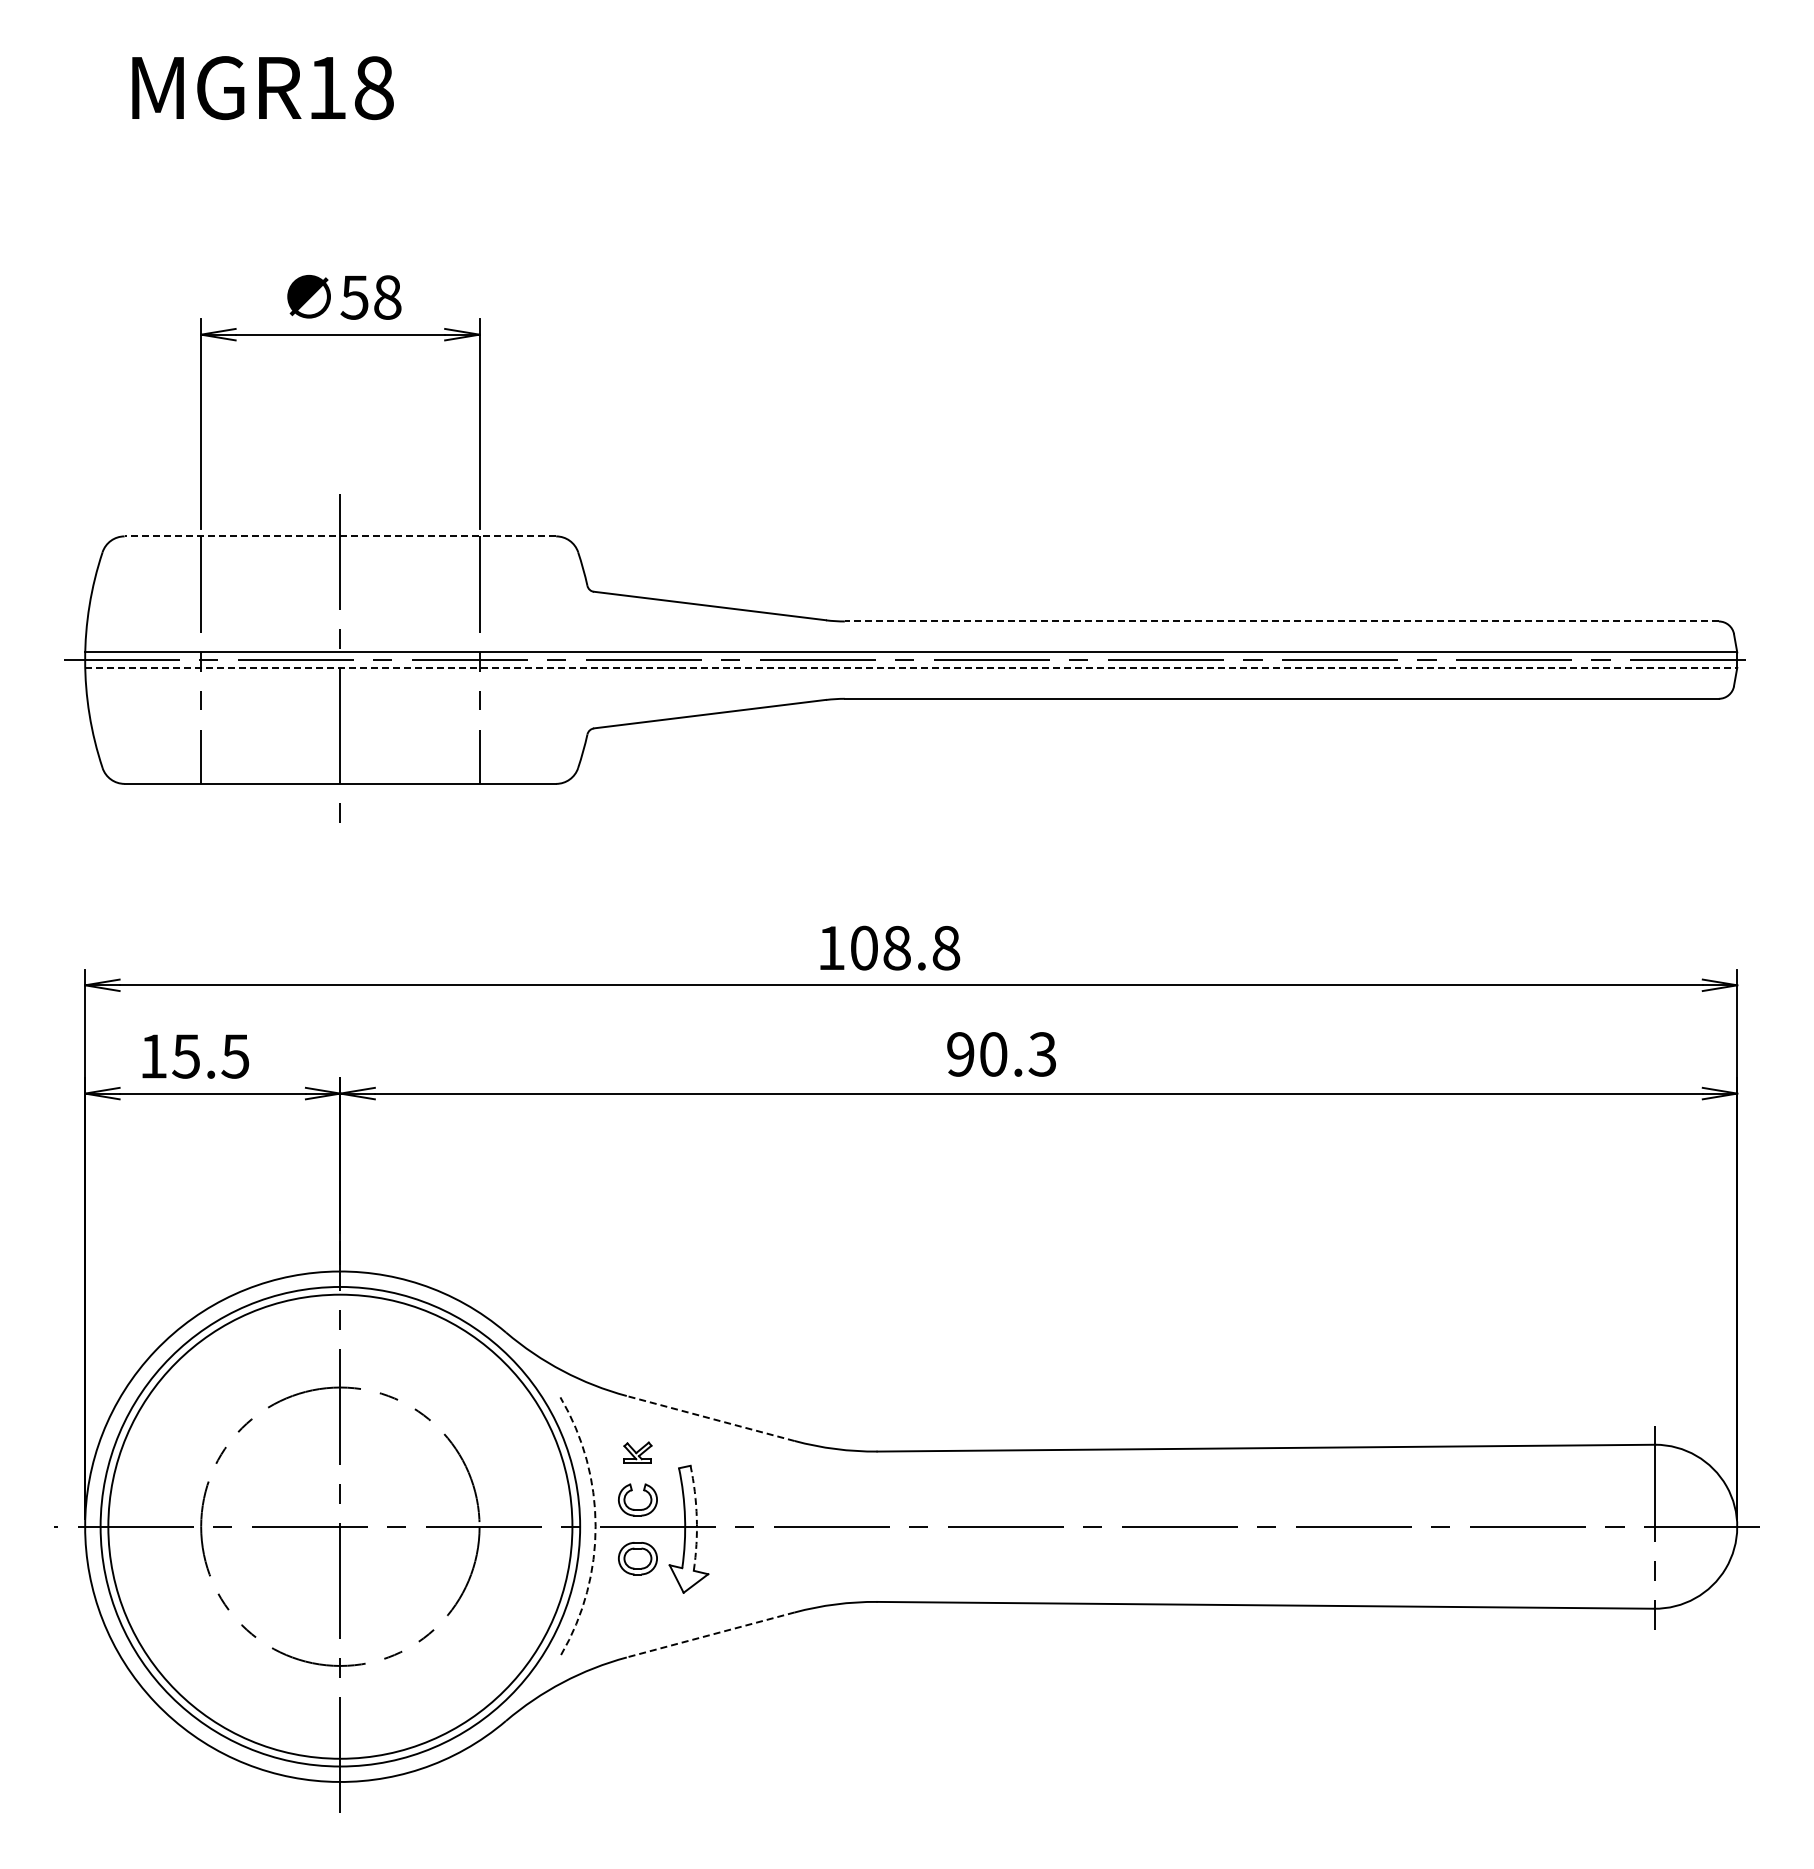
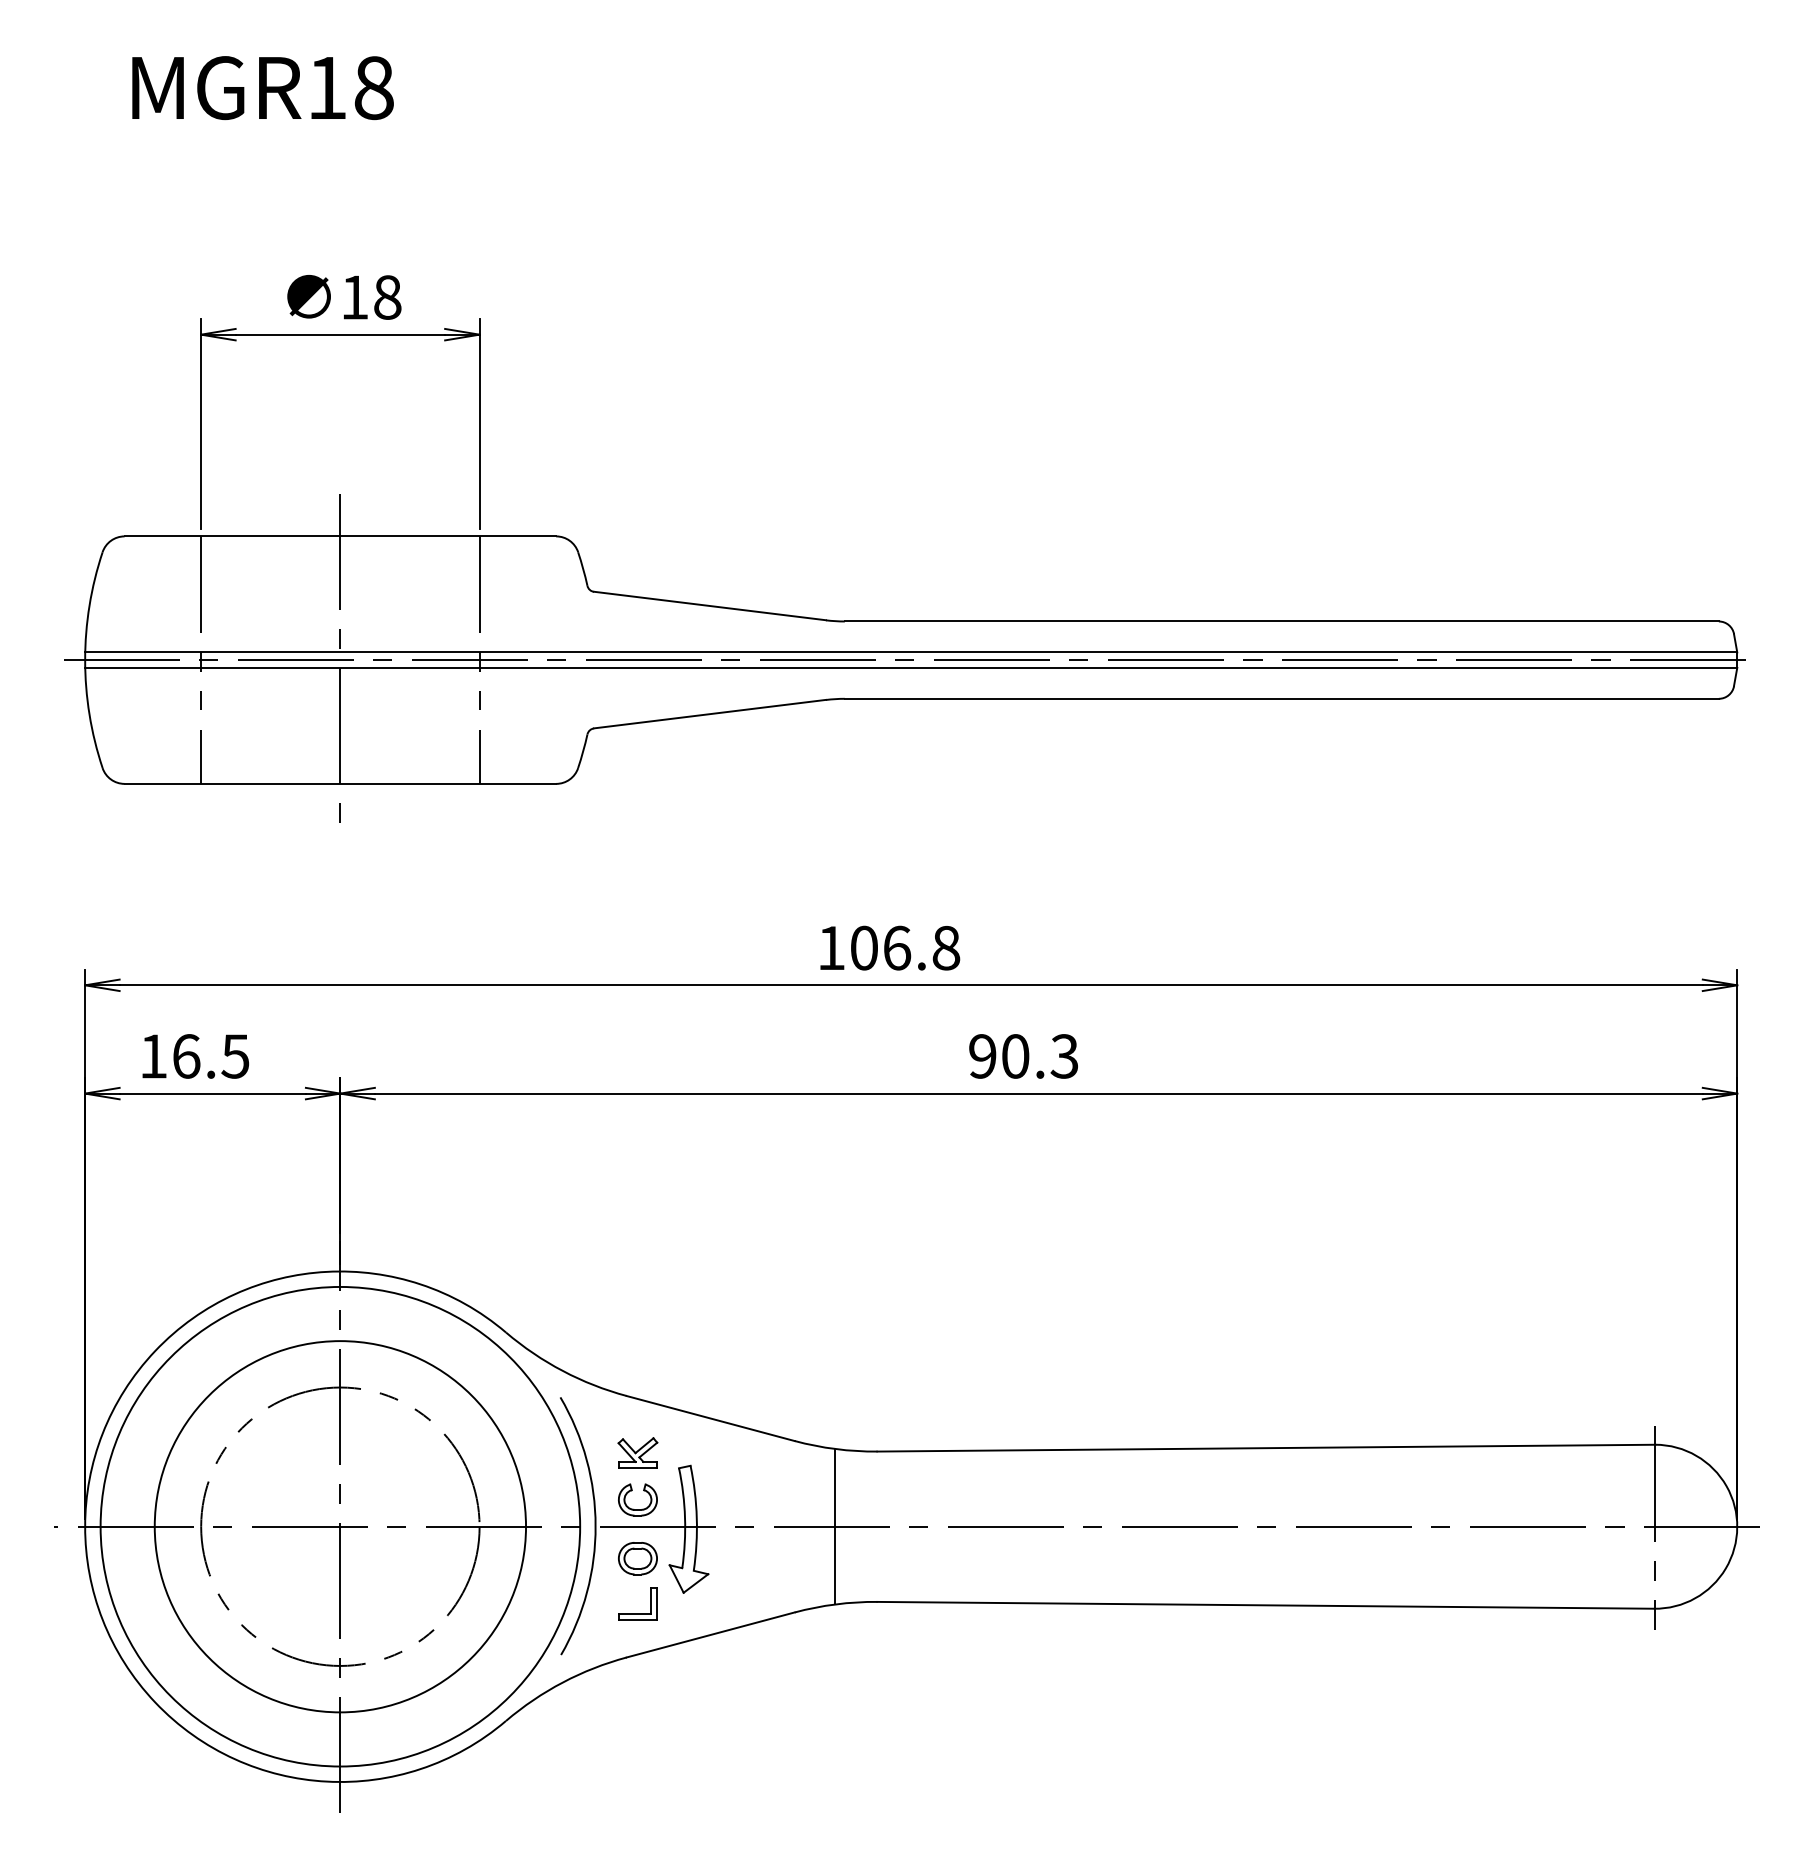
text: 58 -> 18 (354, 297)
line: dashed -> solid (340, 536)
line: dashed -> solid (1281, 621)
line: dashed -> solid (911, 667)
text: 108.8 -> 106.8 (897, 947)
text position: (1001, 1054) -> (1023, 1056) (1023, 1056)
text: 15.5 -> 16.5 (186, 1056)
line: dashed -> solid (710, 1418)
part size: 30x23 px -> 42x32 px (637, 1452)
arc: dashed -> solid (696, 1518)
circle diameter: 464 px -> 371 px (340, 1526)
arc: dashed -> solid (595, 1526)
line: none -> present (835, 1526)
part: none -> present (637, 1613)
line: dashed -> solid (710, 1634)
